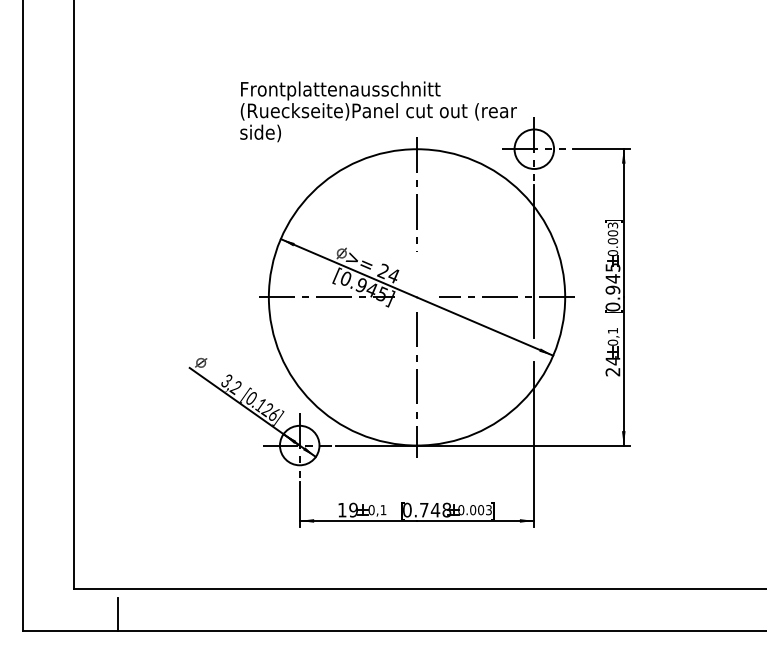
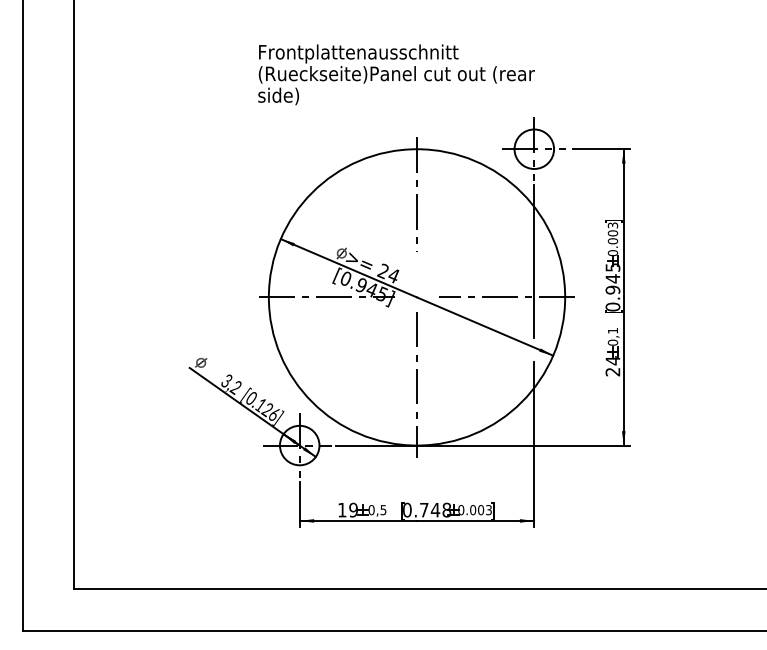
text position: (378, 111) -> (396, 74) (396, 74)
text: 0,1 -> 0,5 (383, 510)
line: present -> none (117, 613)
